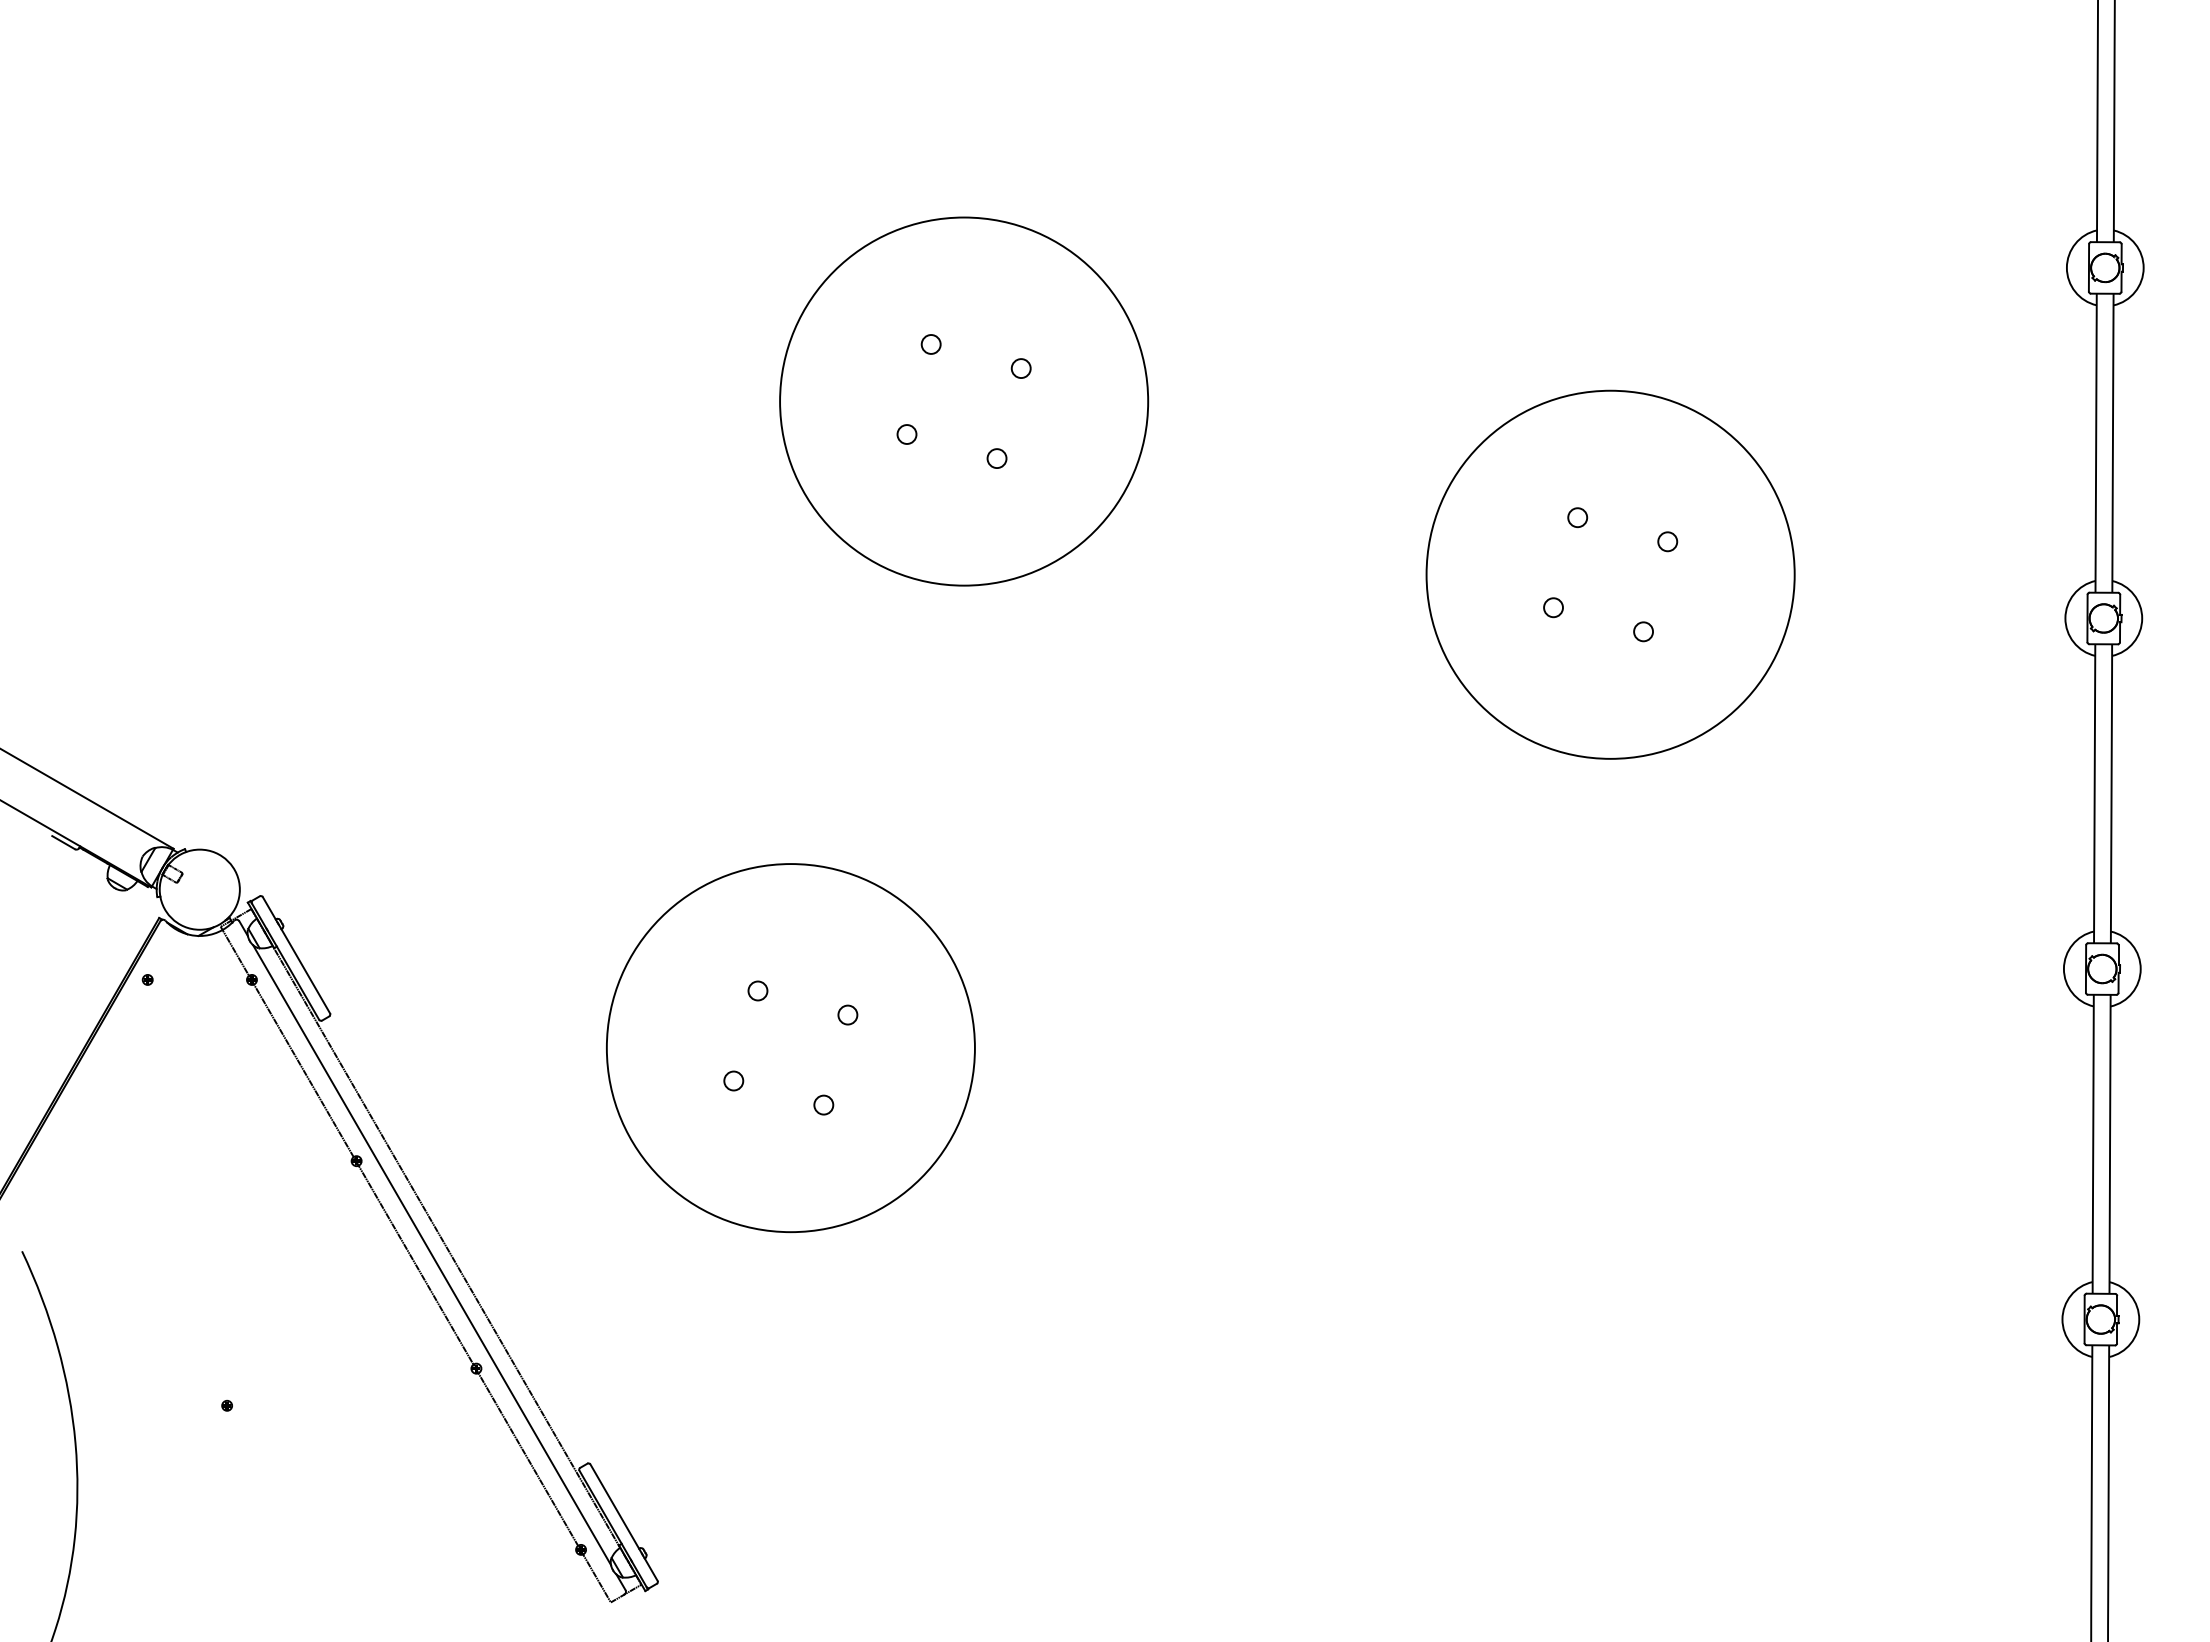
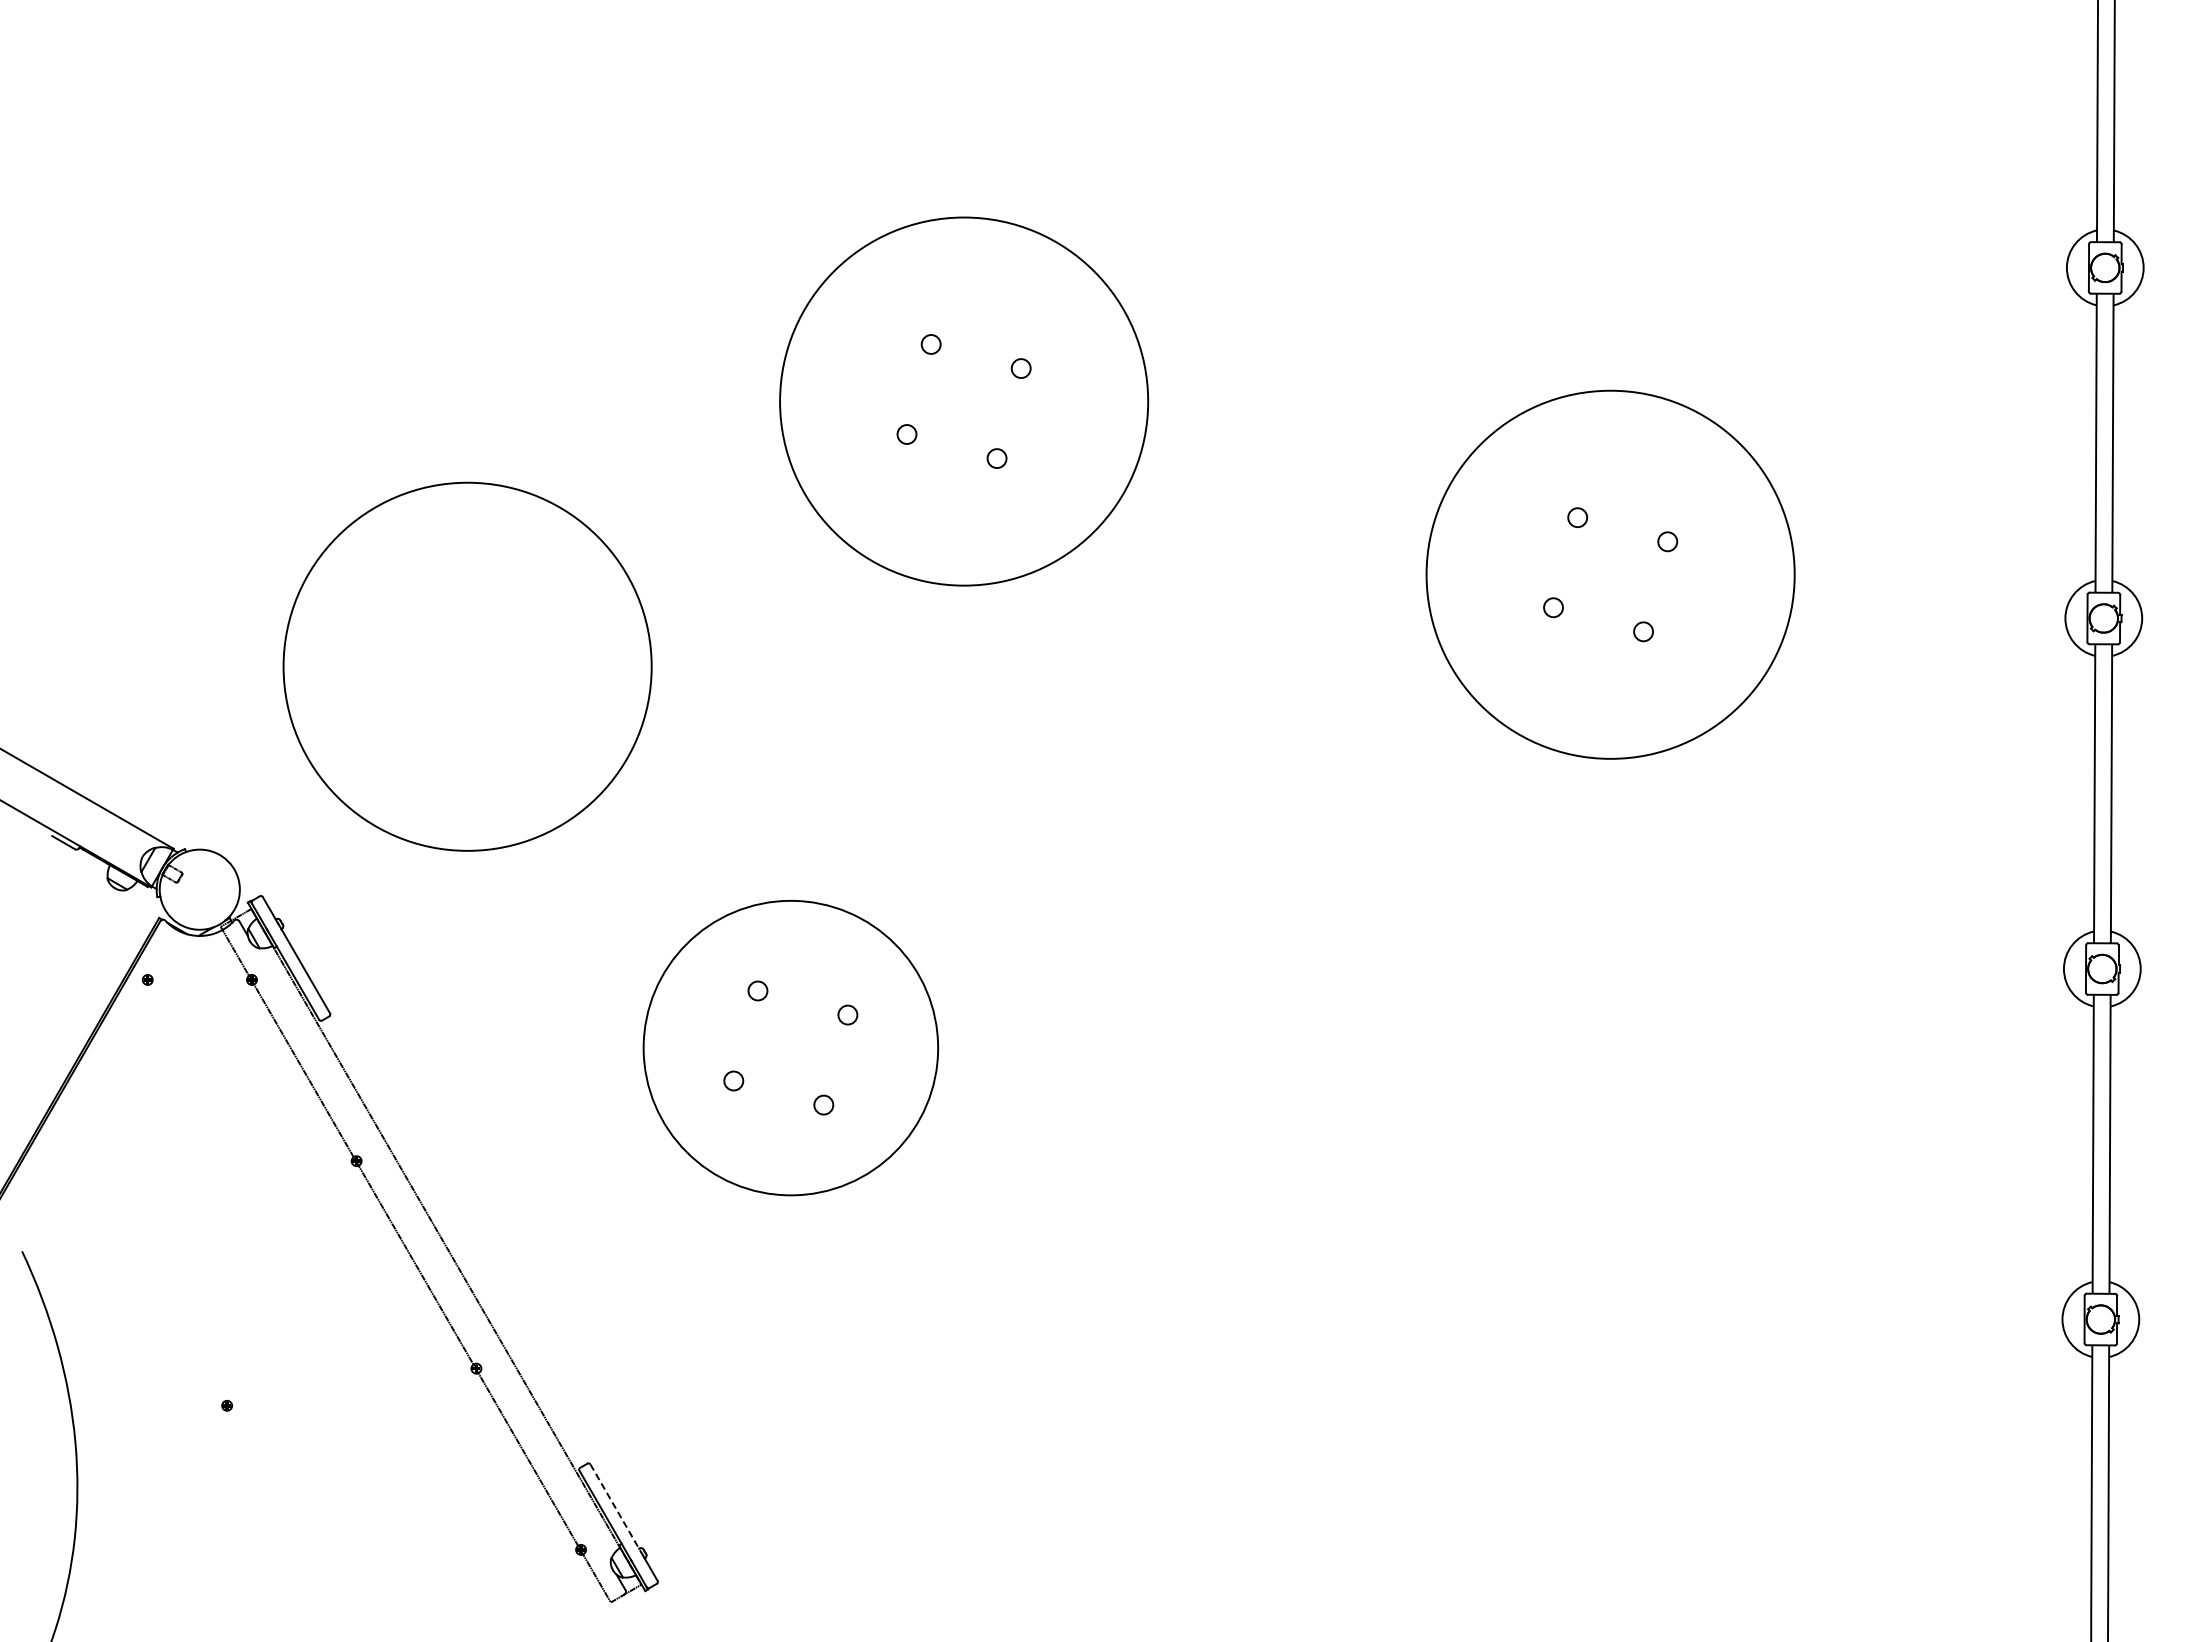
circle: none -> present (467, 666)
circle diameter: 368 px -> 294 px (790, 1047)
line: present -> none (432, 1255)
line: solid -> dashed (616, 1509)
